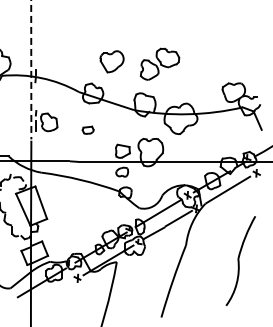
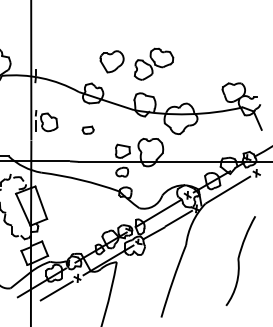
part position: (159, 63) -> (153, 63) (153, 63)
line: dashed -> solid (31, 70)
line: none -> present (56, 290)
